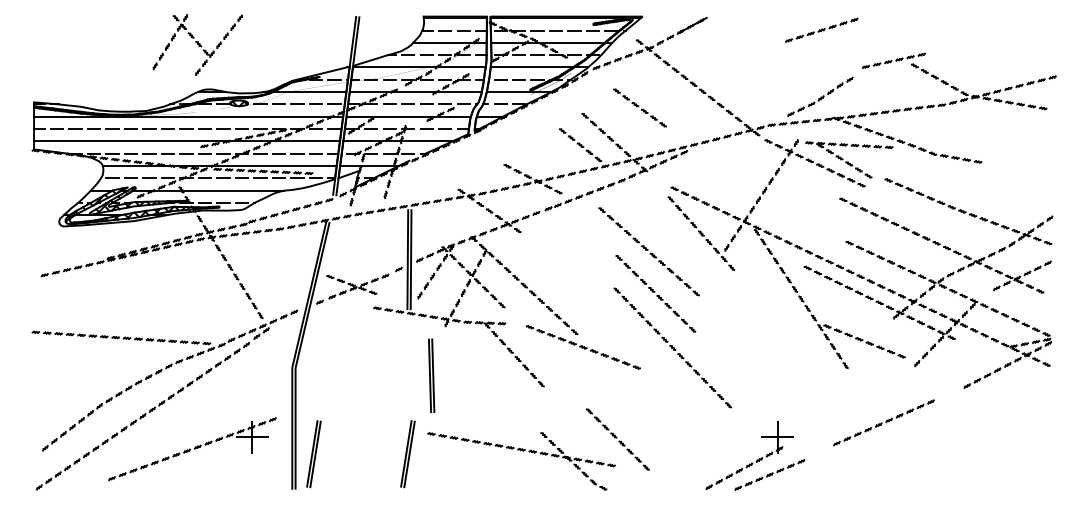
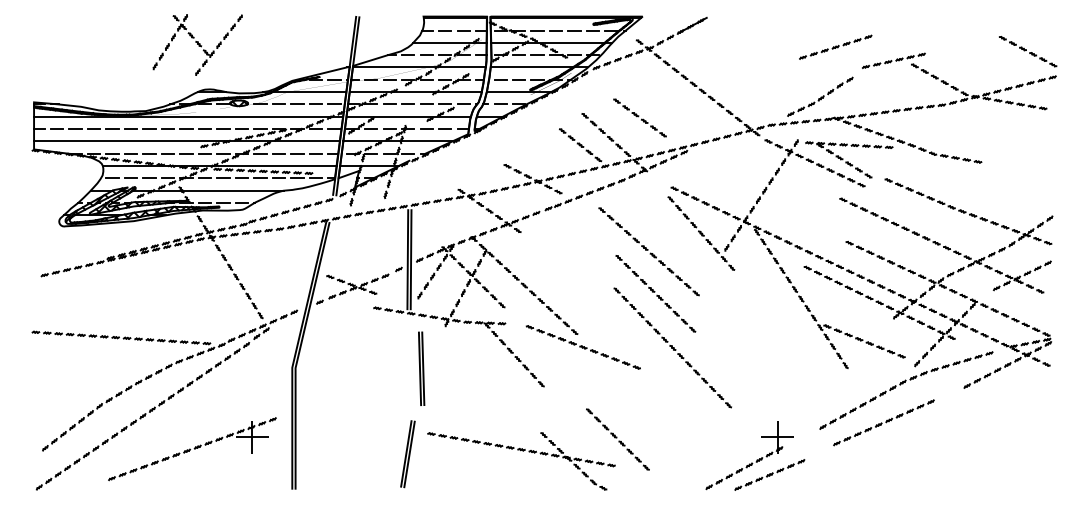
part position: (821, 29) -> (835, 46) (835, 46)
part: none -> present (1028, 51)
part position: (639, 107) -> (639, 117) (639, 117)
part position: (431, 375) -> (421, 368) (421, 368)
part: none -> present (903, 384)
part: present -> none (313, 454)
